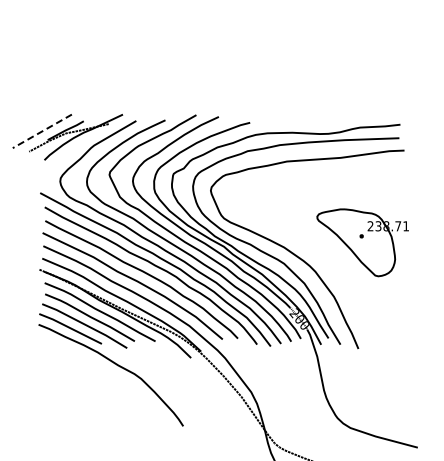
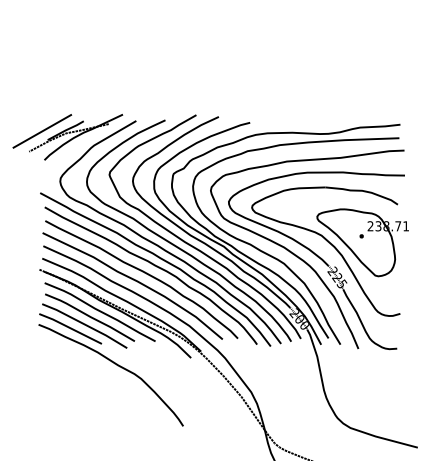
line: dashed -> solid (42, 131)
part: none -> present (316, 260)
